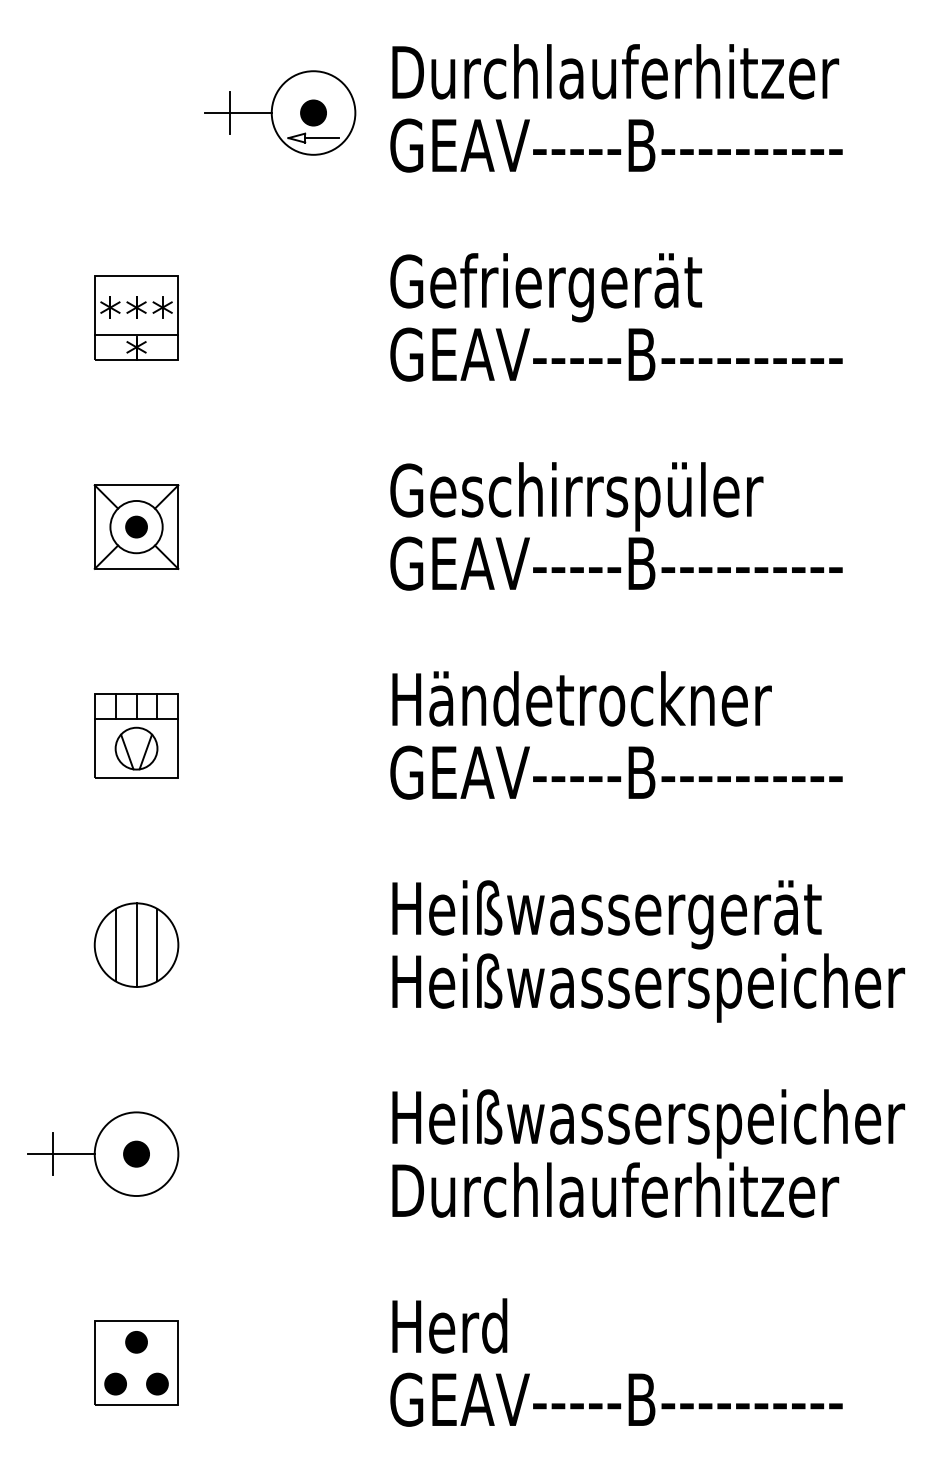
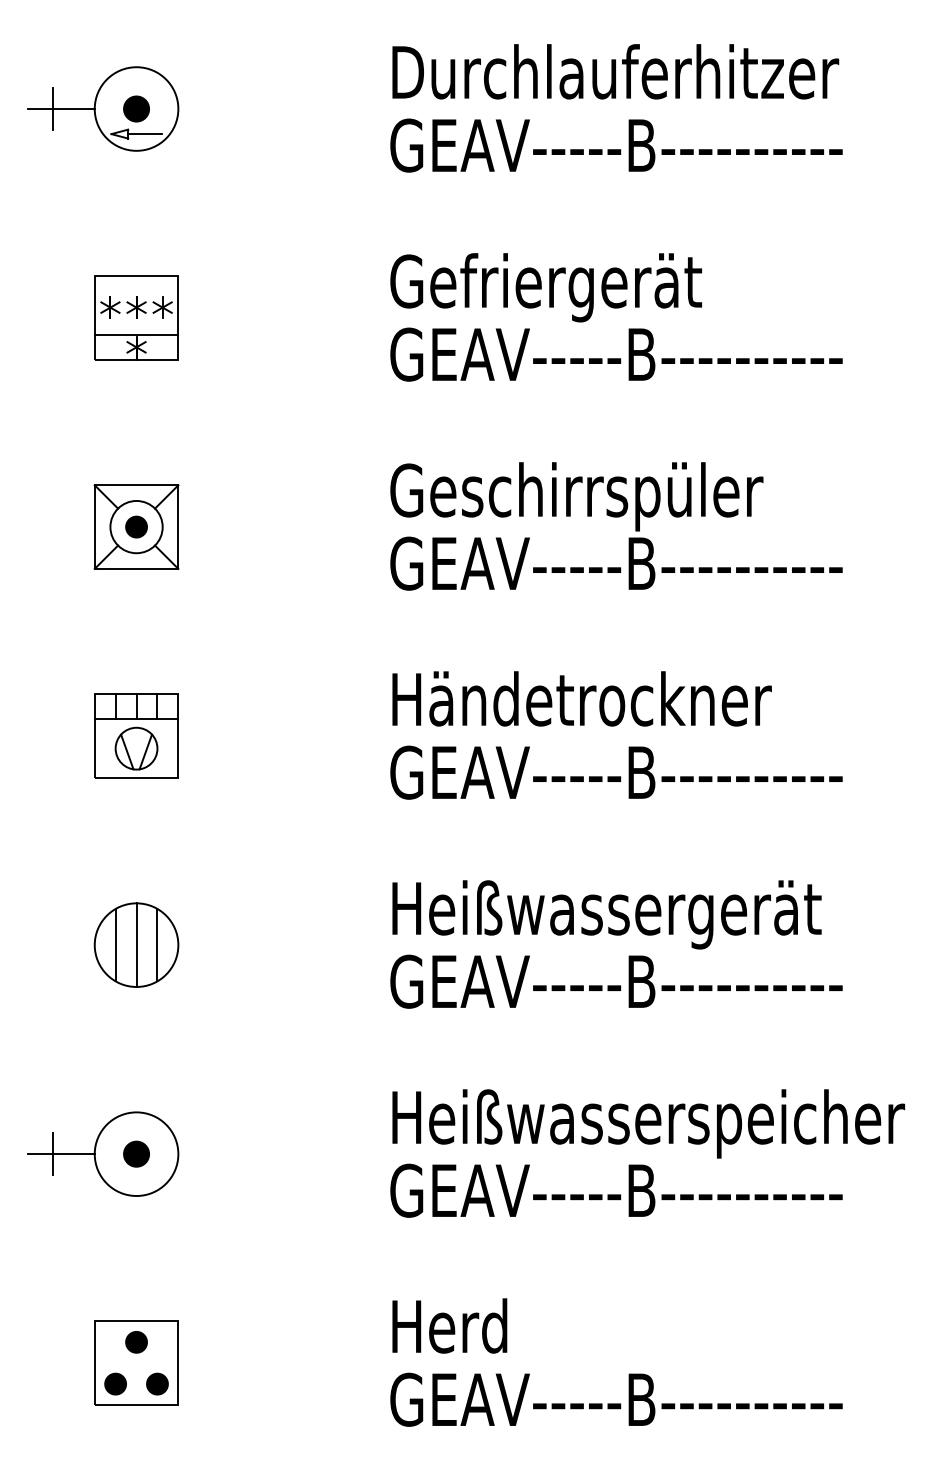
part position: (280, 112) -> (103, 108) (103, 108)
text: Heißwasserspeicher -> GEAV-----B---------- (647, 987)
text: Durchlauferhitzer -> GEAV-----B---------- (616, 1189)
